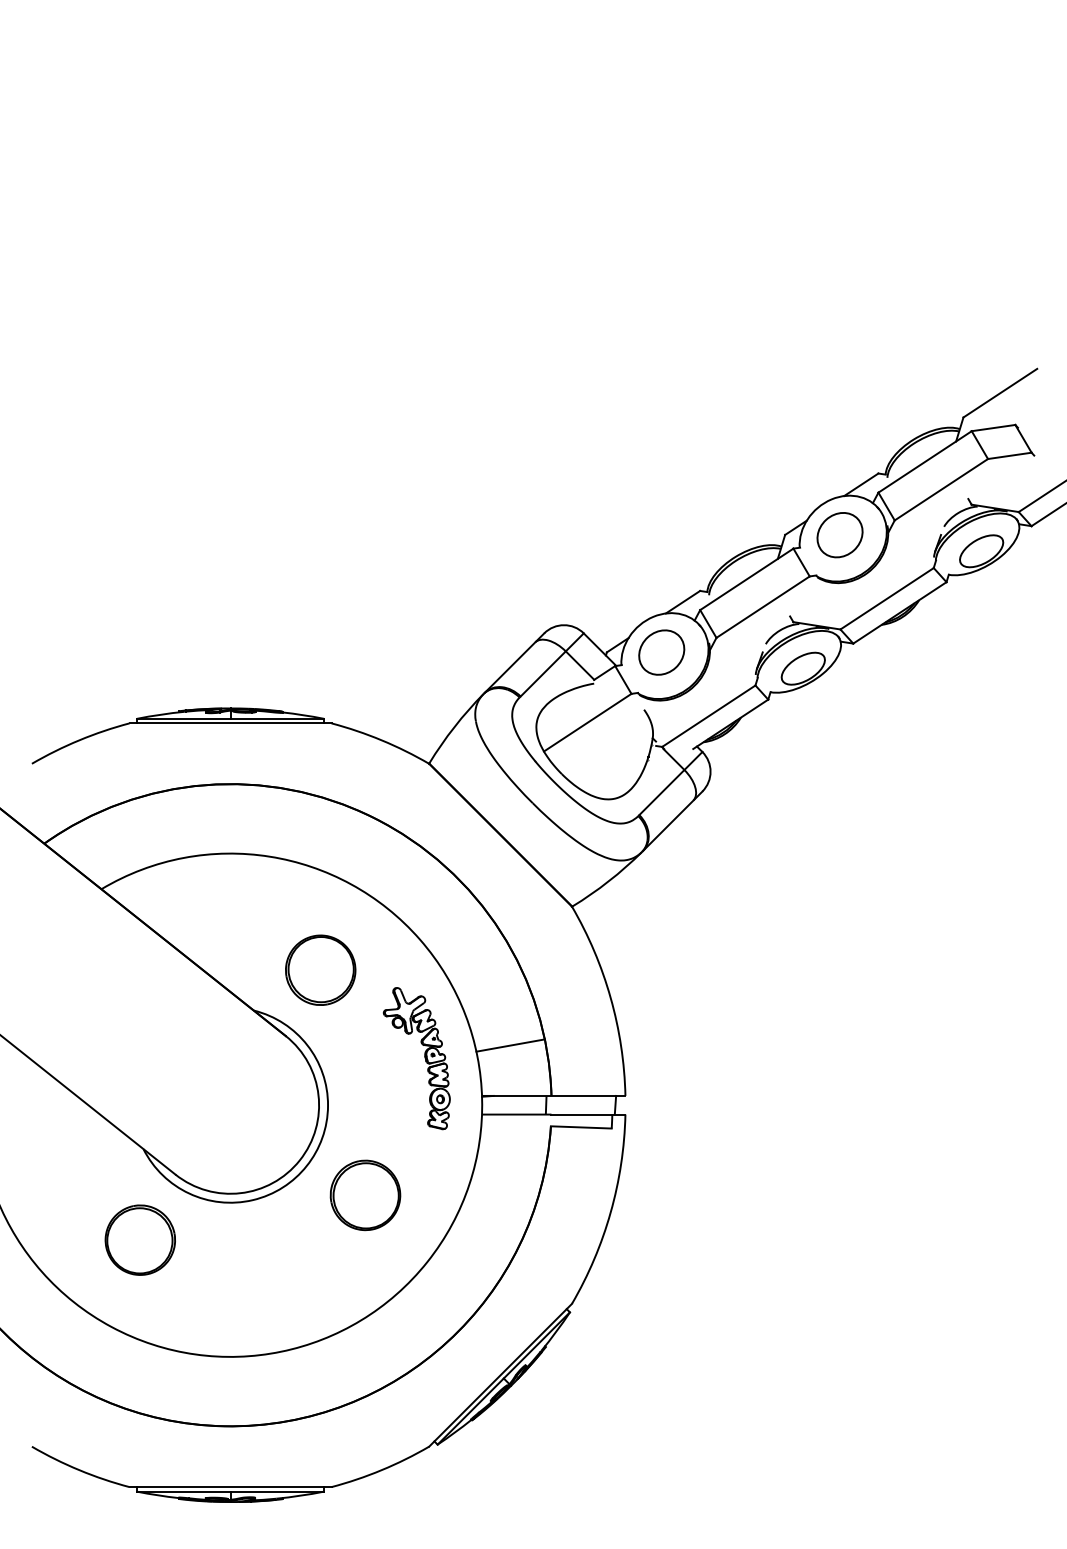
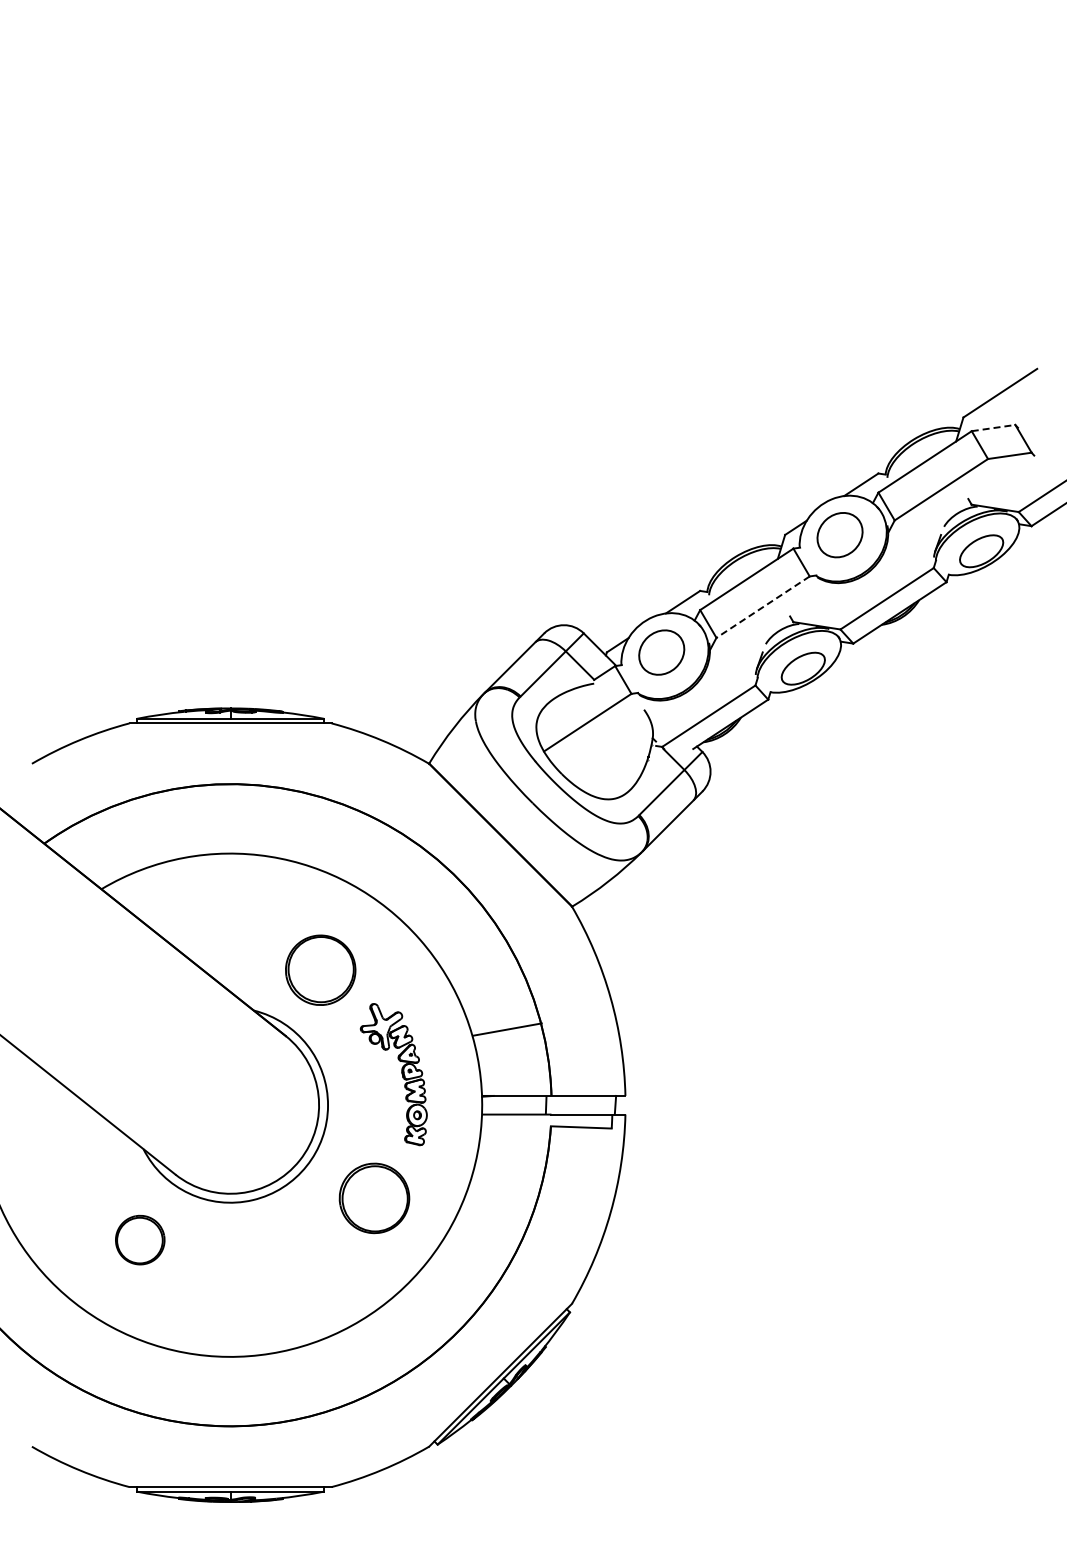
line: solid -> dashed (994, 428)
line: solid -> dashed (763, 607)
line position: (510, 1045) -> (507, 1029) (507, 1029)
part position: (424, 1058) -> (401, 1074) (401, 1074)
part position: (365, 1195) -> (374, 1198) (374, 1198)
part size: 72x72 px -> 51x52 px (140, 1239)
